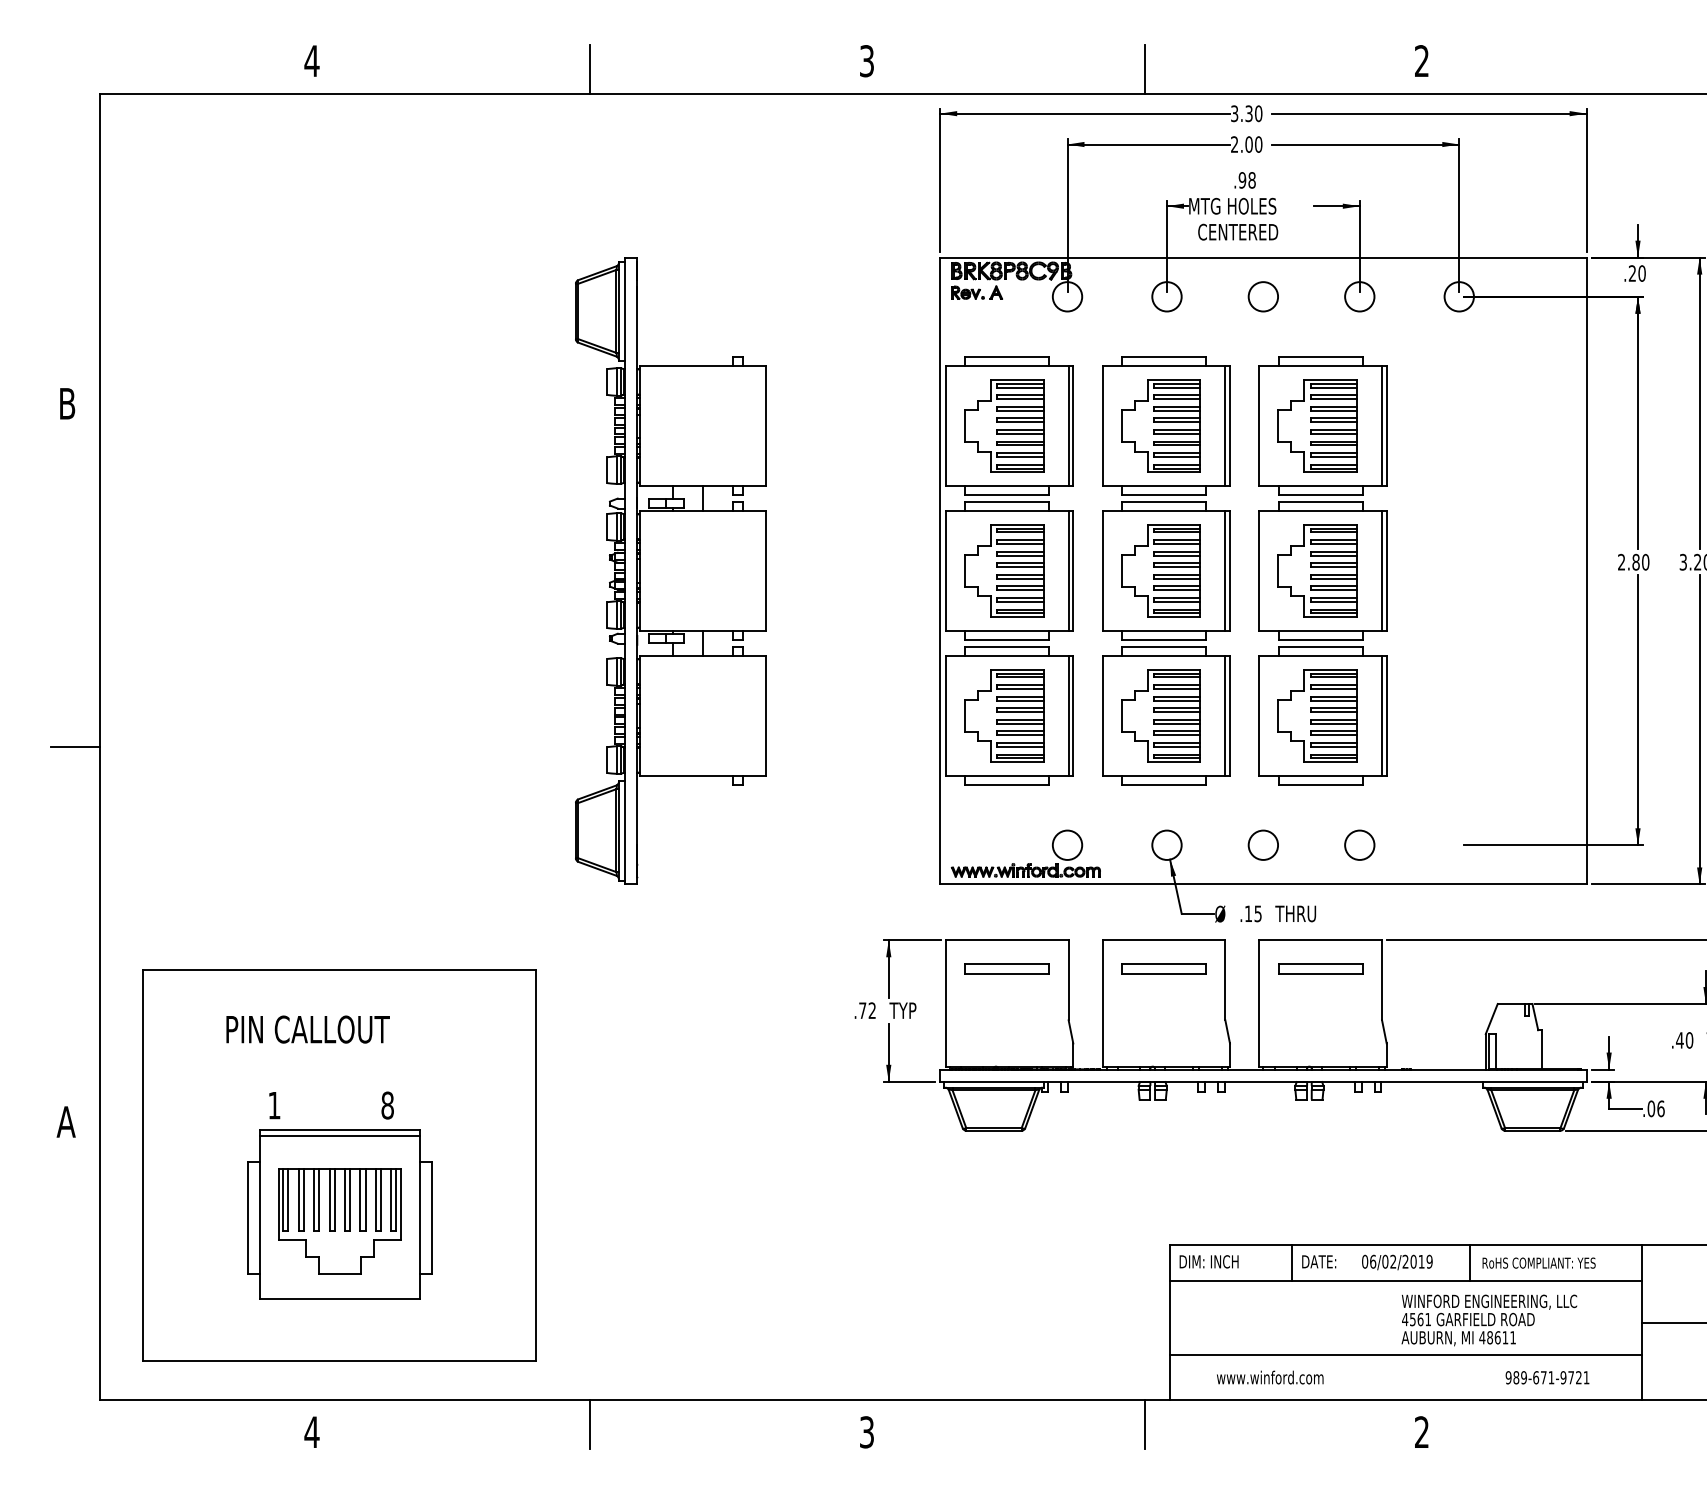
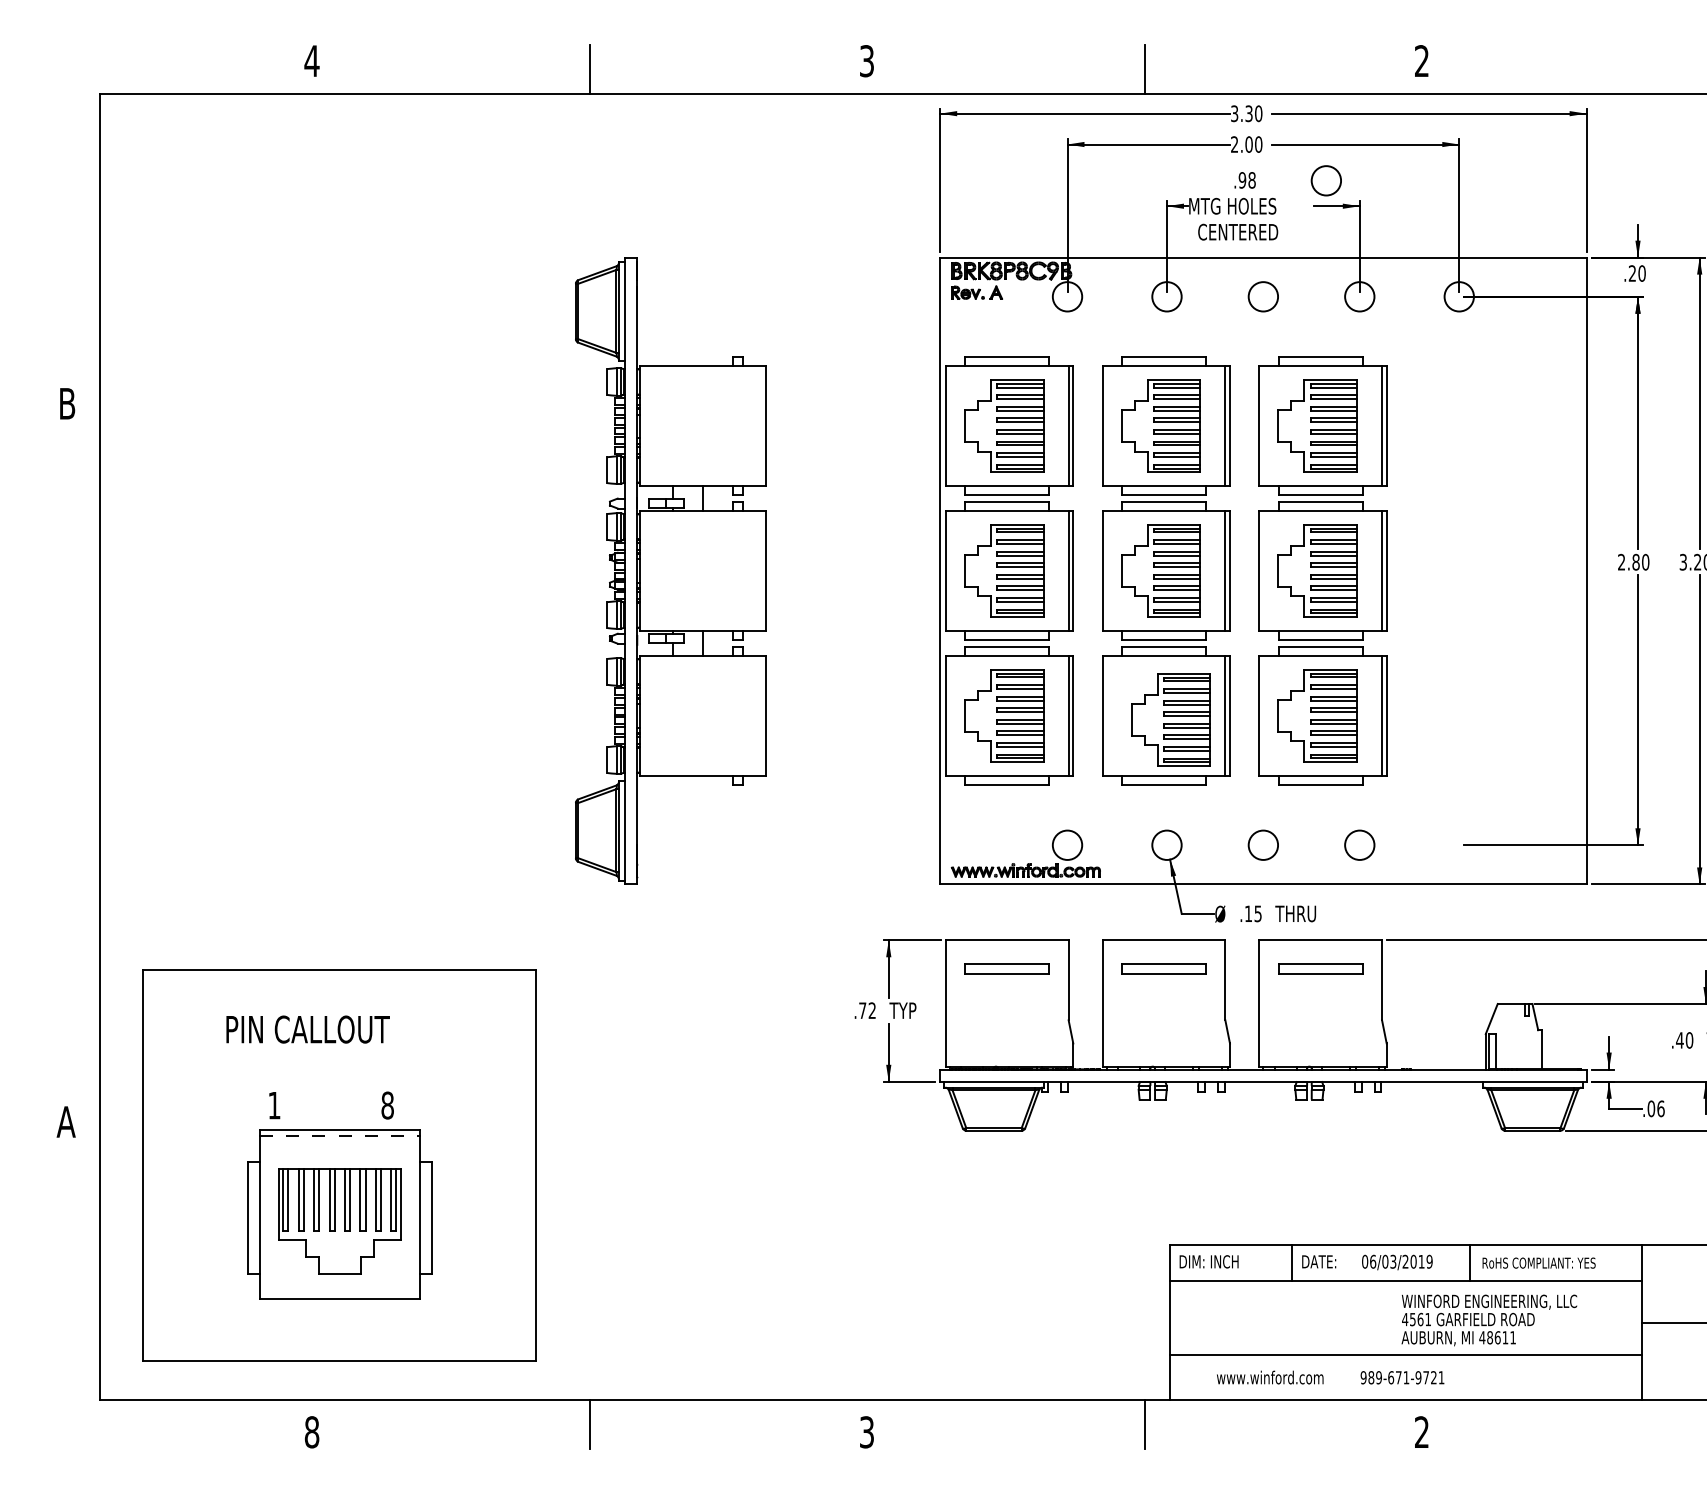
circle: none -> present (1325, 180)
part position: (1160, 715) -> (1170, 719) (1170, 719)
line: present -> none (75, 747)
line: solid -> dashed (339, 1136)
text: 06/02/2019 -> 06/03/2019 (1393, 1261)
text position: (1547, 1377) -> (1402, 1377) (1402, 1377)
text: 4 -> 8 (311, 1432)
